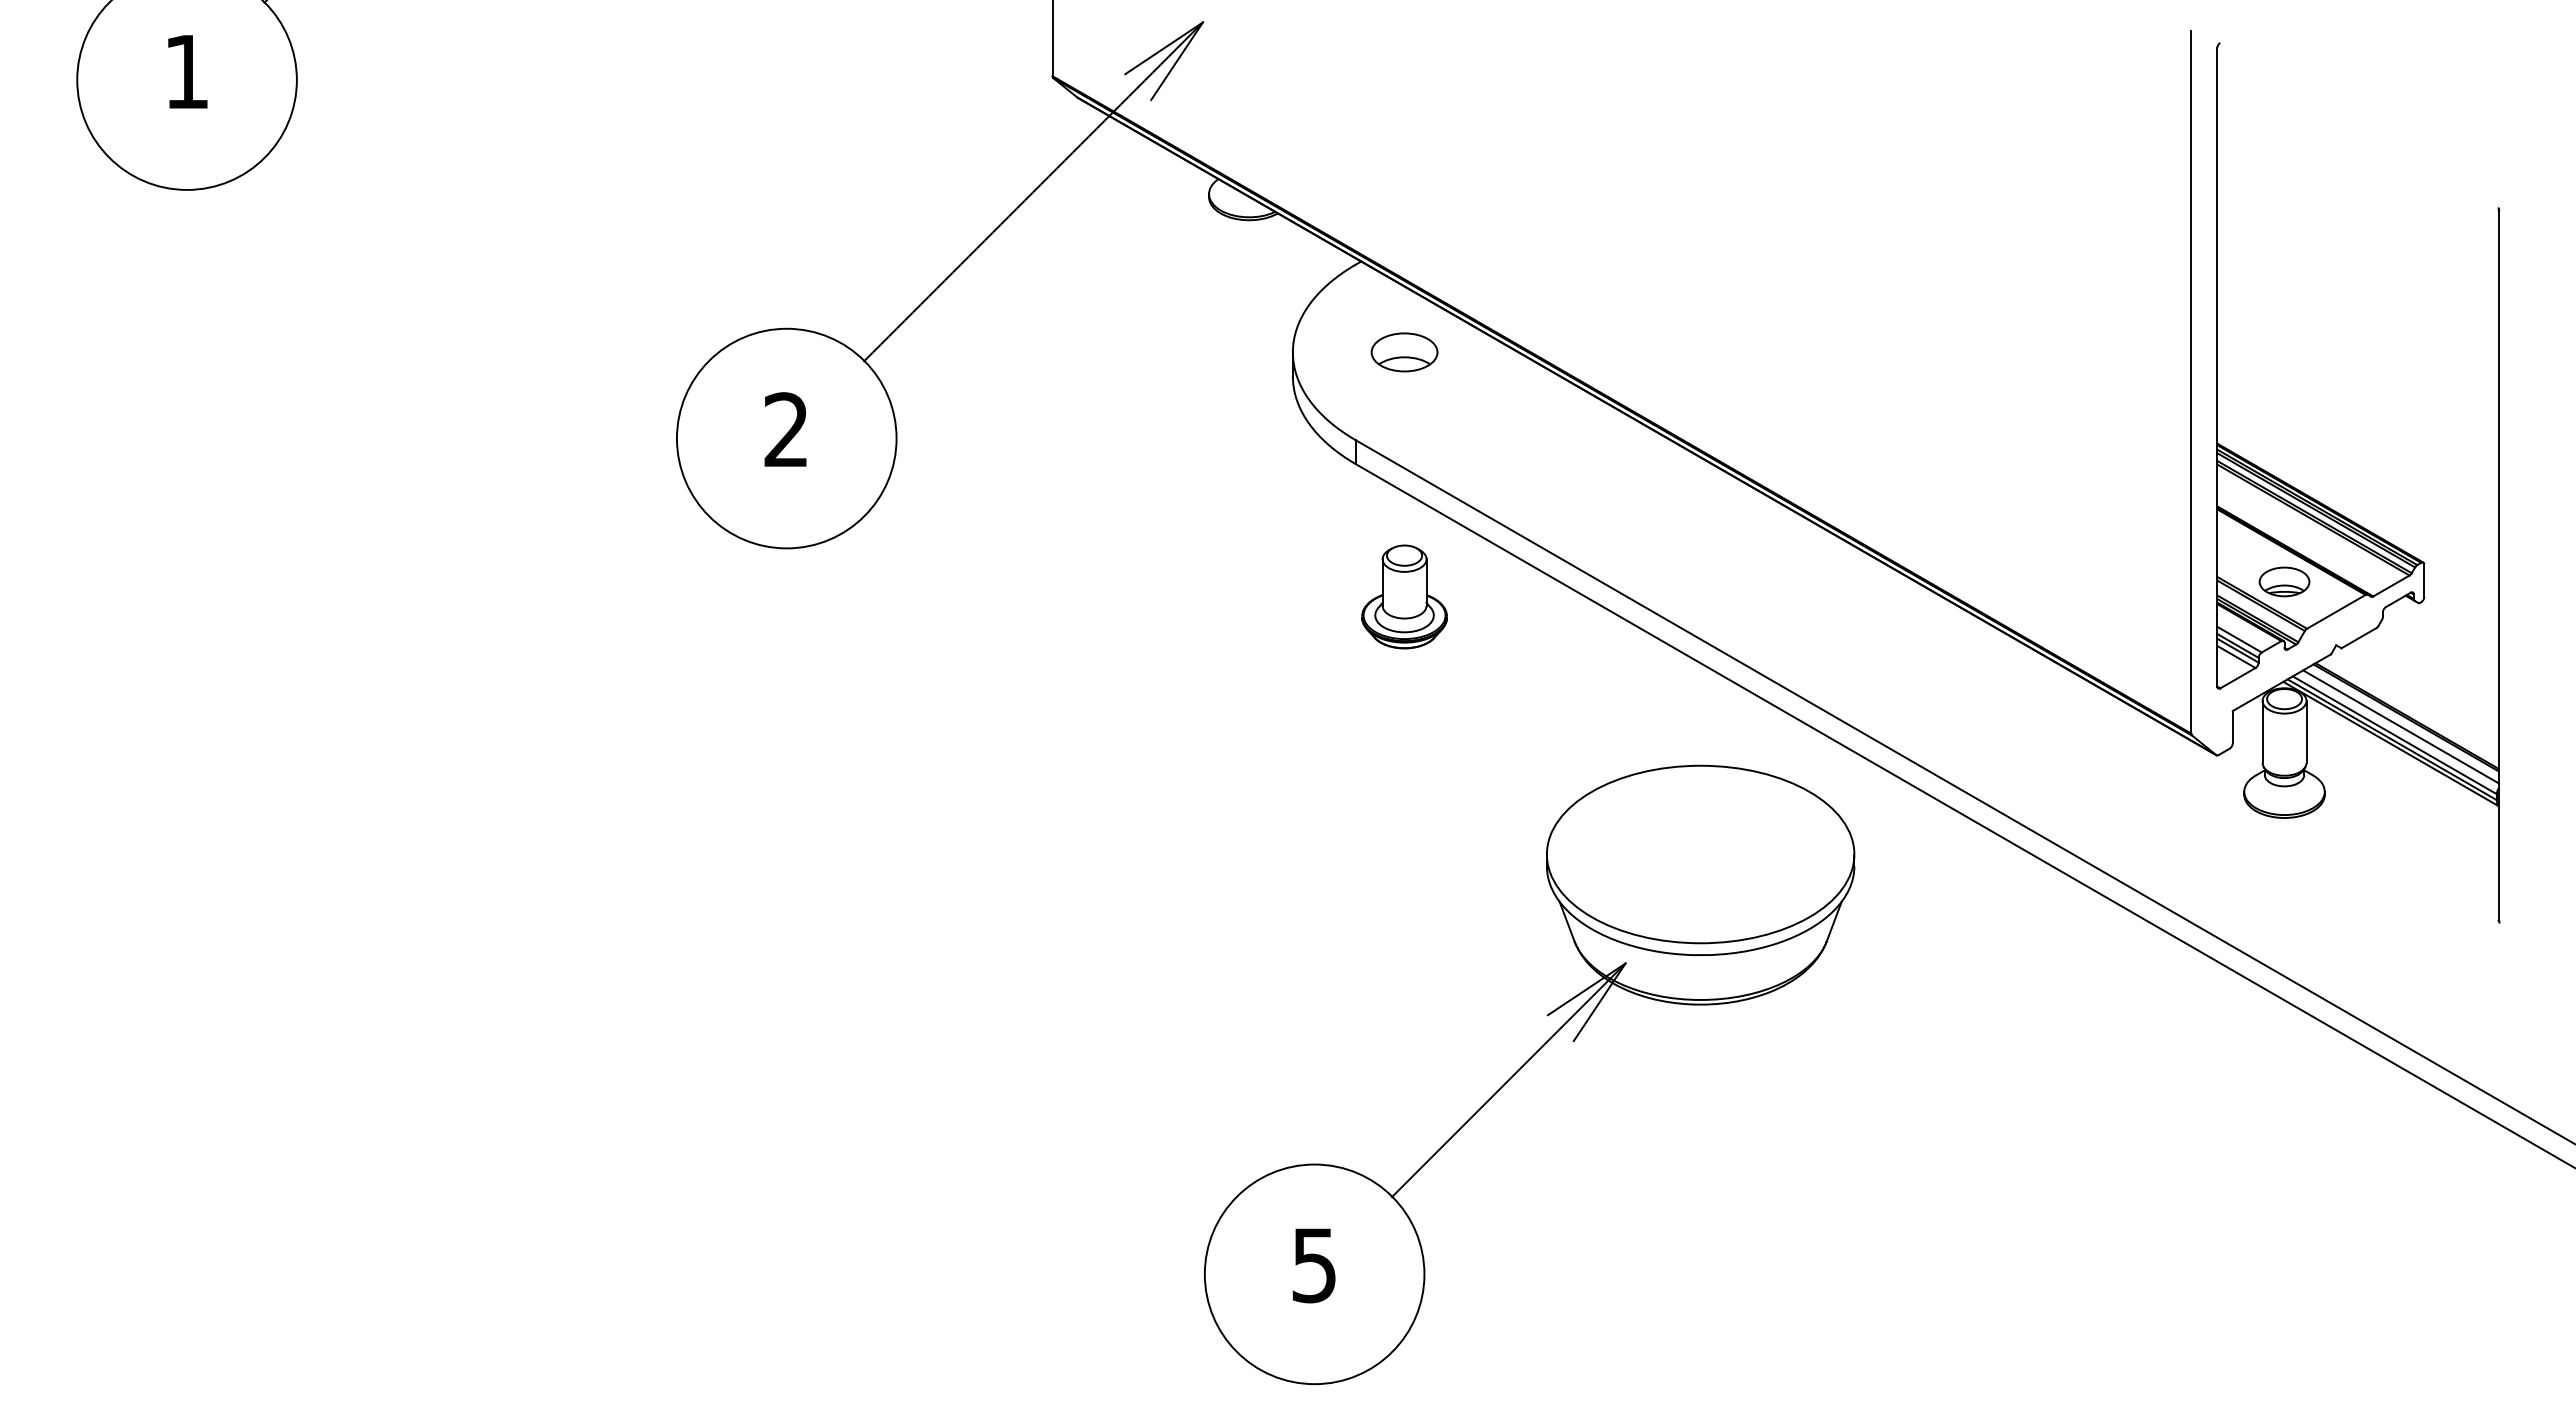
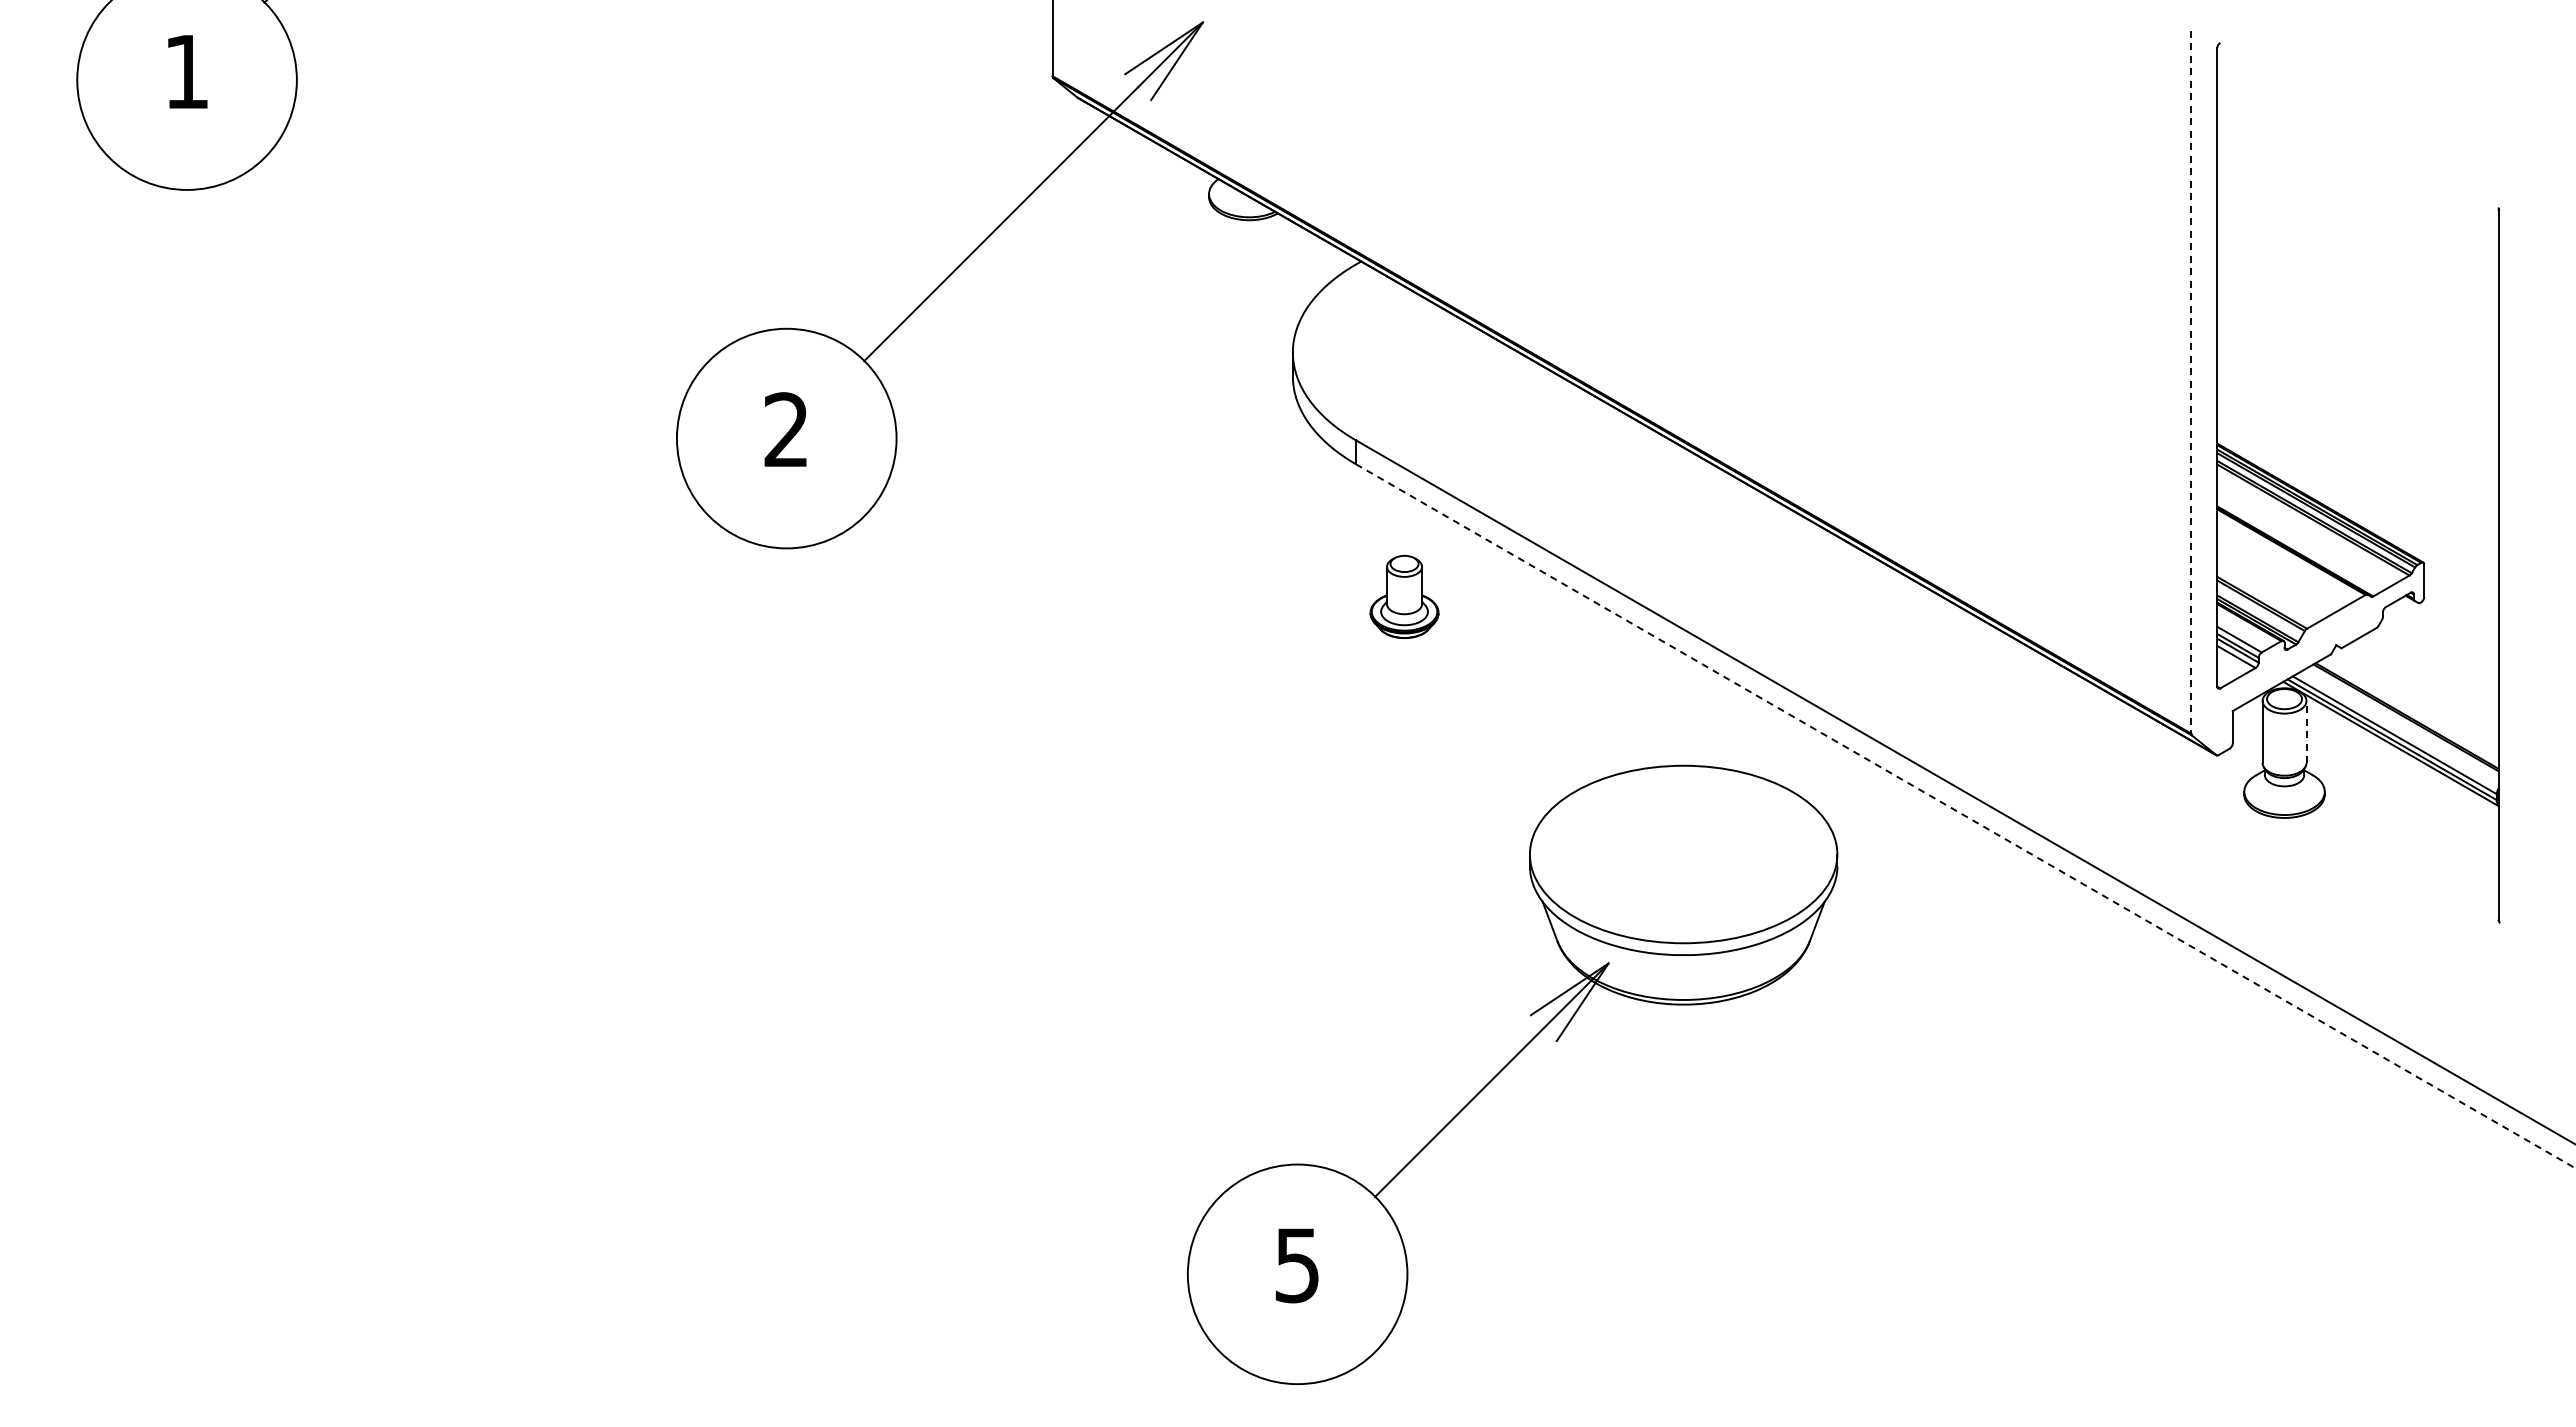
part: present -> none (1404, 352)
line: solid -> dashed (2191, 382)
part: present -> none (2284, 581)
part size: 87x106 px -> 71x85 px (1404, 596)
line: present -> none (2400, 726)
line: solid -> dashed (2306, 731)
line: solid -> dashed (1966, 816)
part position: (1522, 1067) -> (1505, 1067) (1505, 1067)
